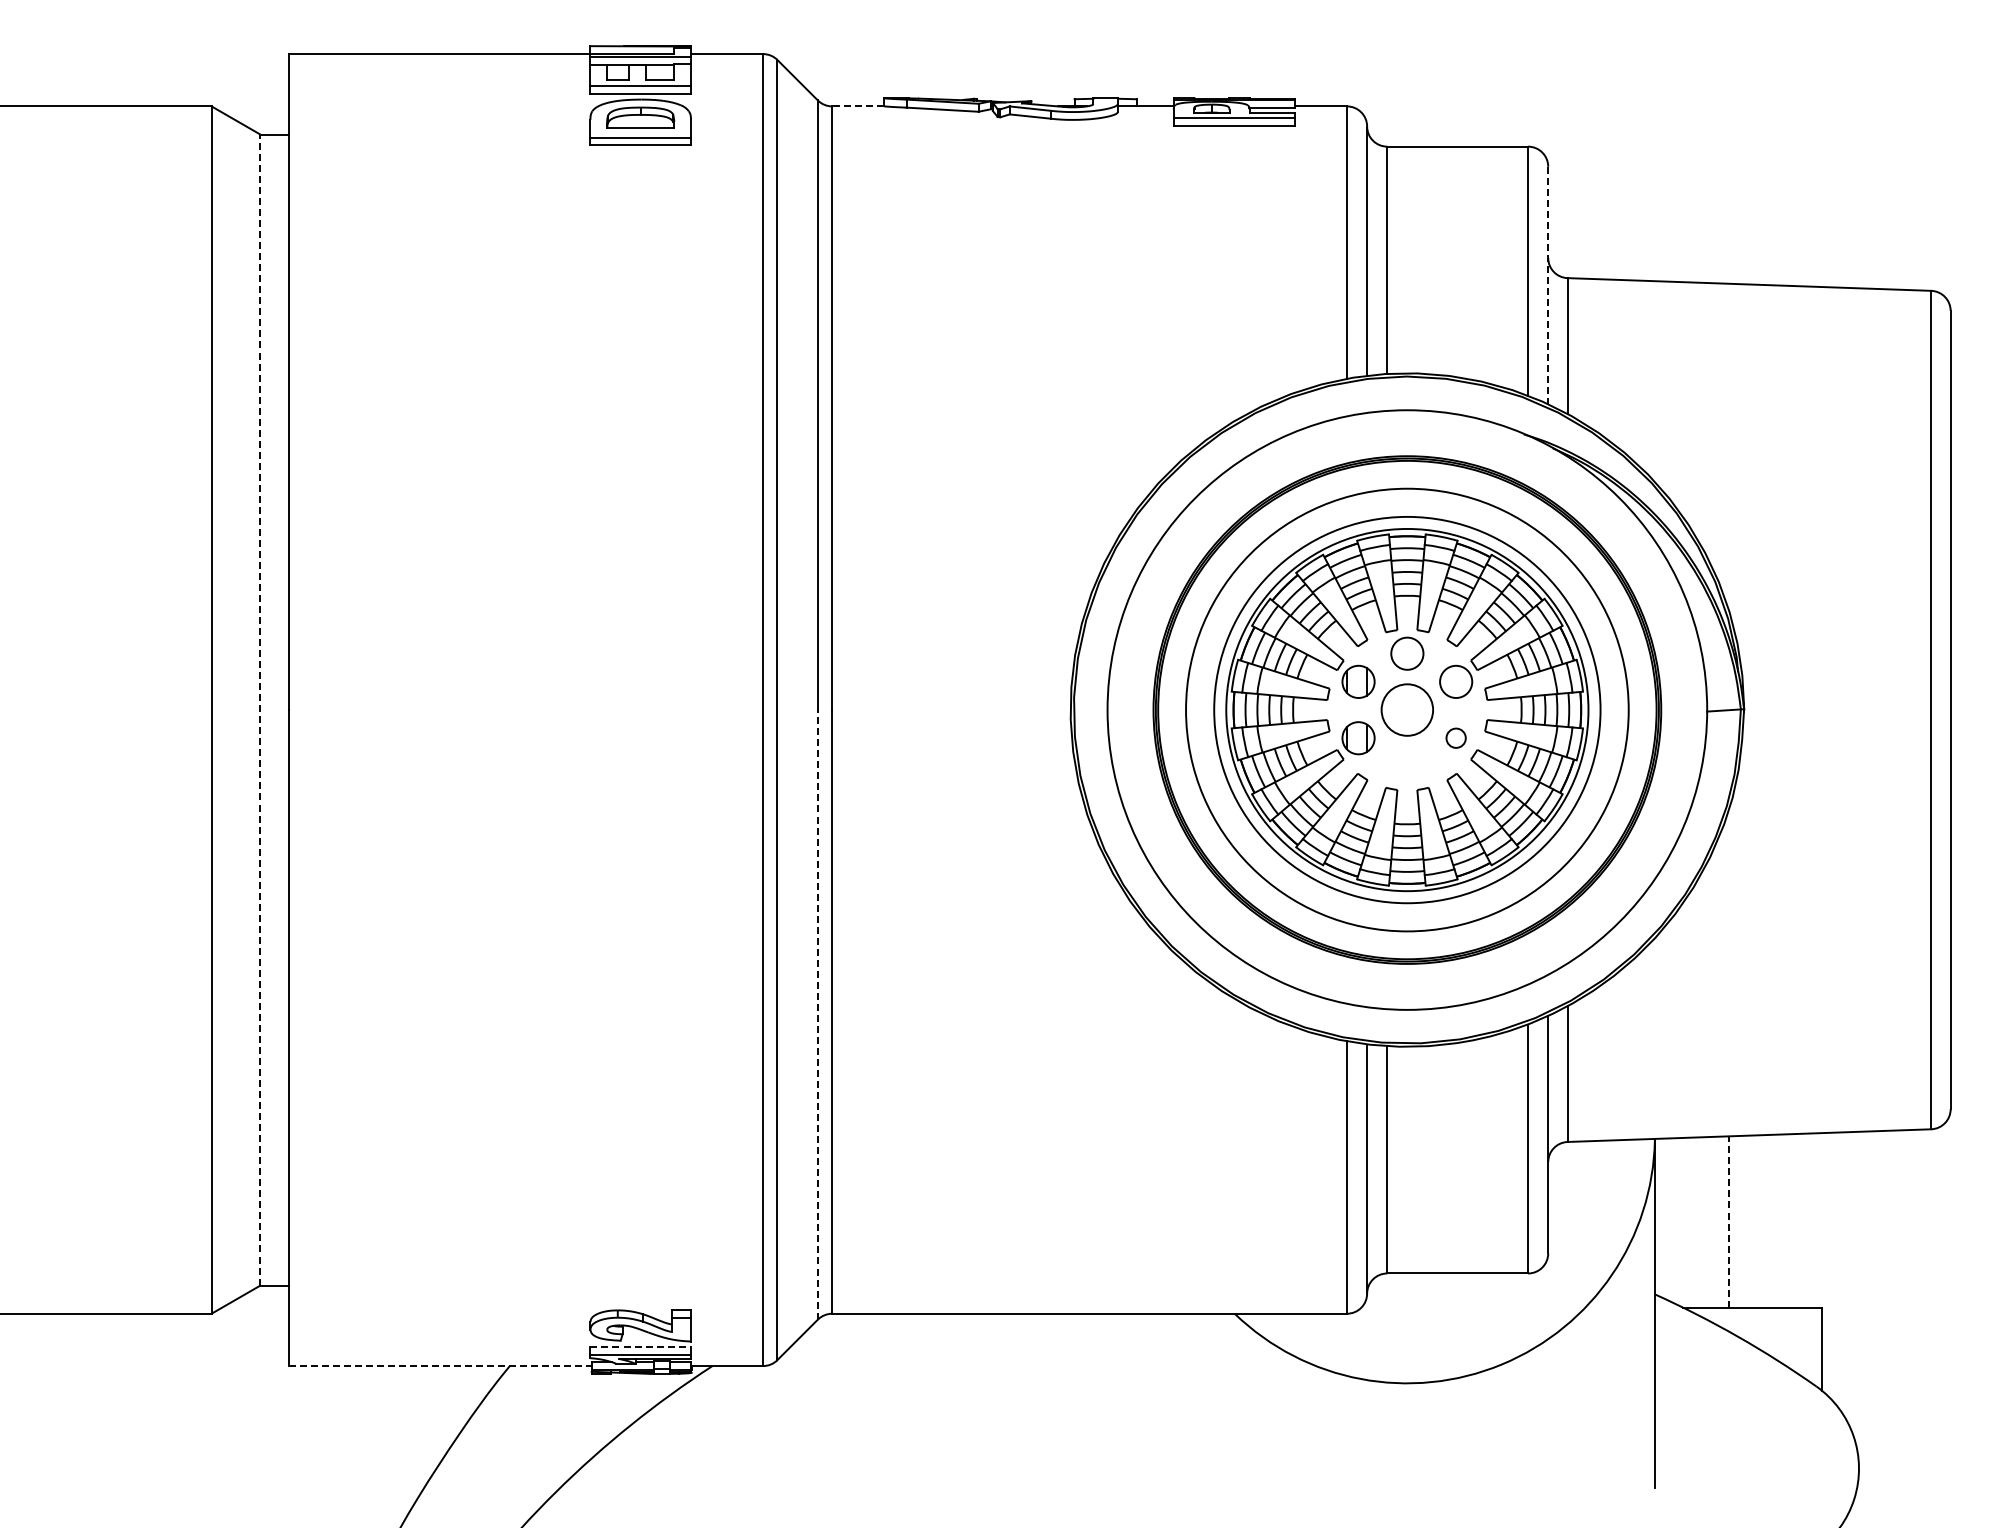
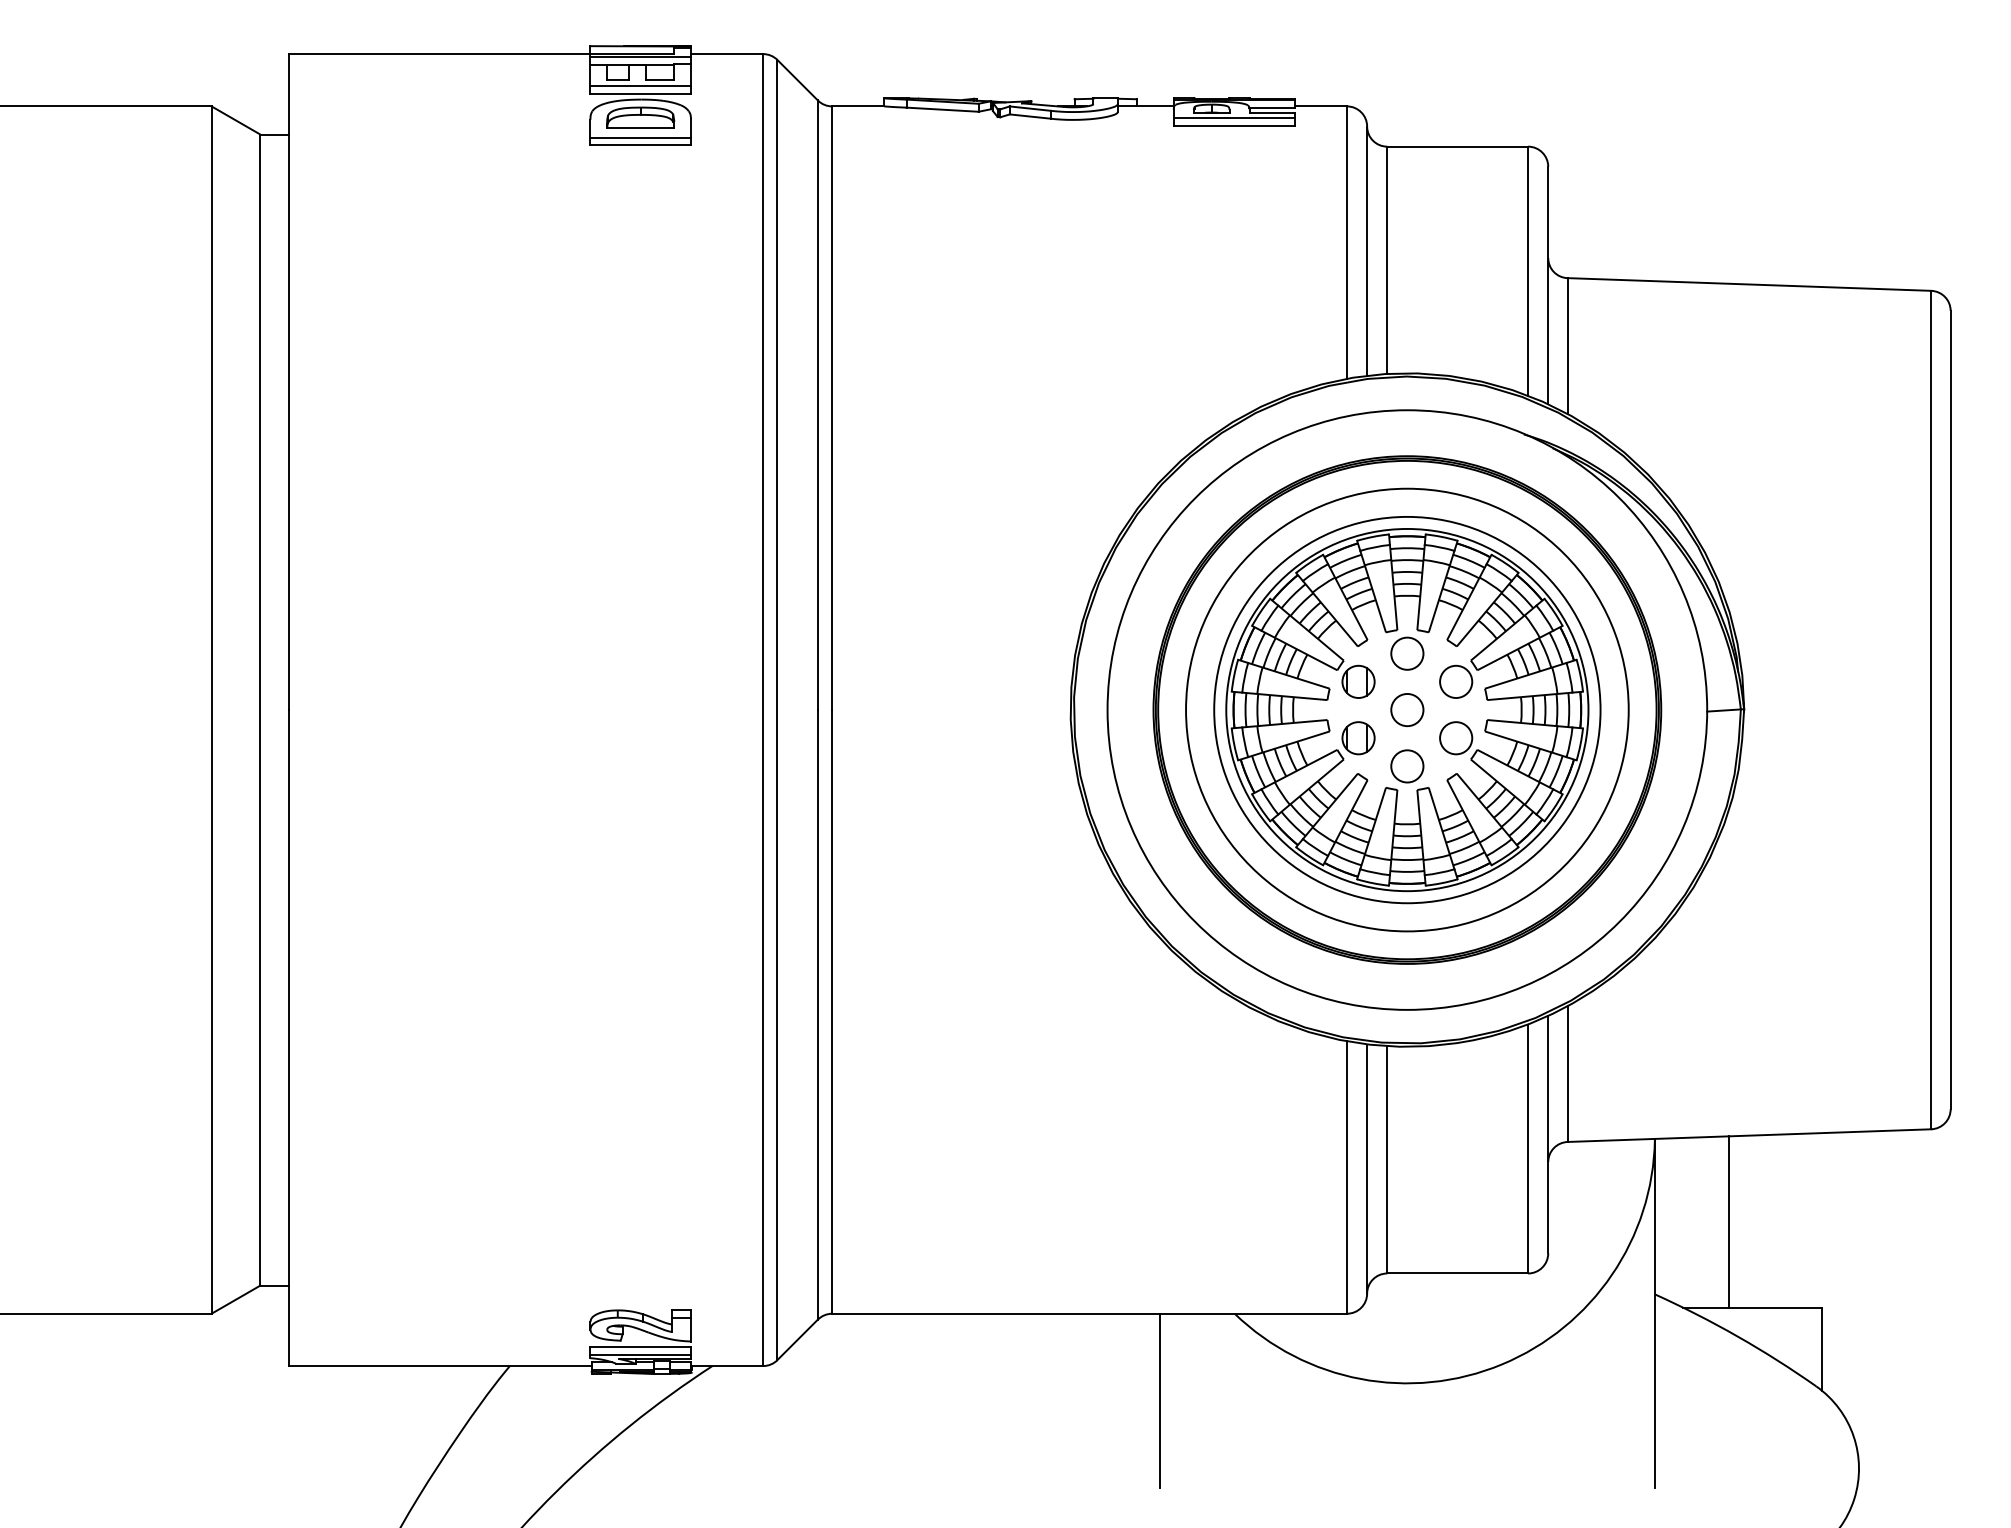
line: dashed -> solid (857, 106)
line: dashed -> solid (1548, 285)
line: dashed -> solid (260, 709)
circle diameter: 52 px -> 32 px (1407, 709)
circle diameter: 19 px -> 32 px (1456, 738)
circle: none -> present (1407, 766)
line: dashed -> solid (817, 1014)
line: dashed -> solid (1729, 1222)
line: dashed -> solid (641, 1346)
line: dashed -> solid (440, 1366)
line: none -> present (1159, 1400)
